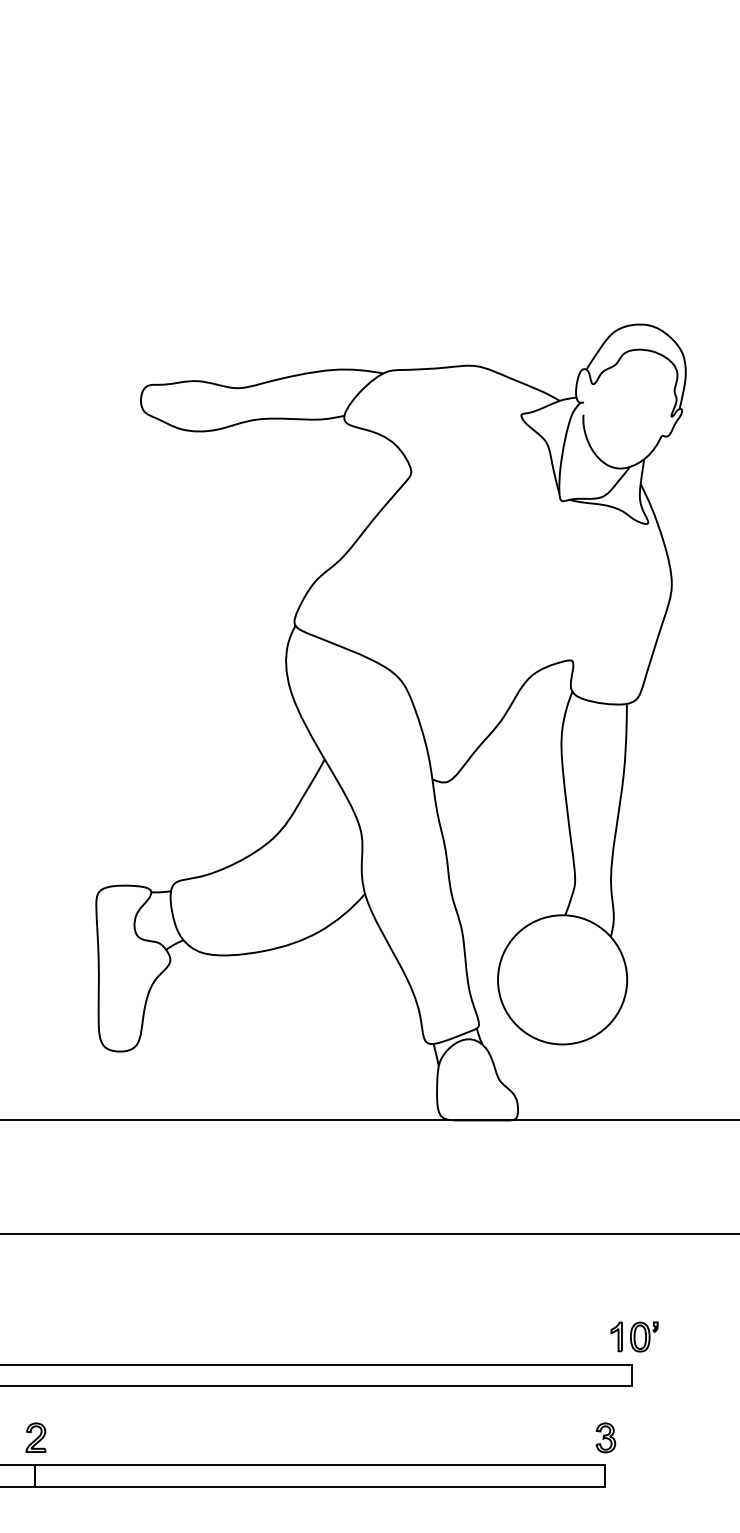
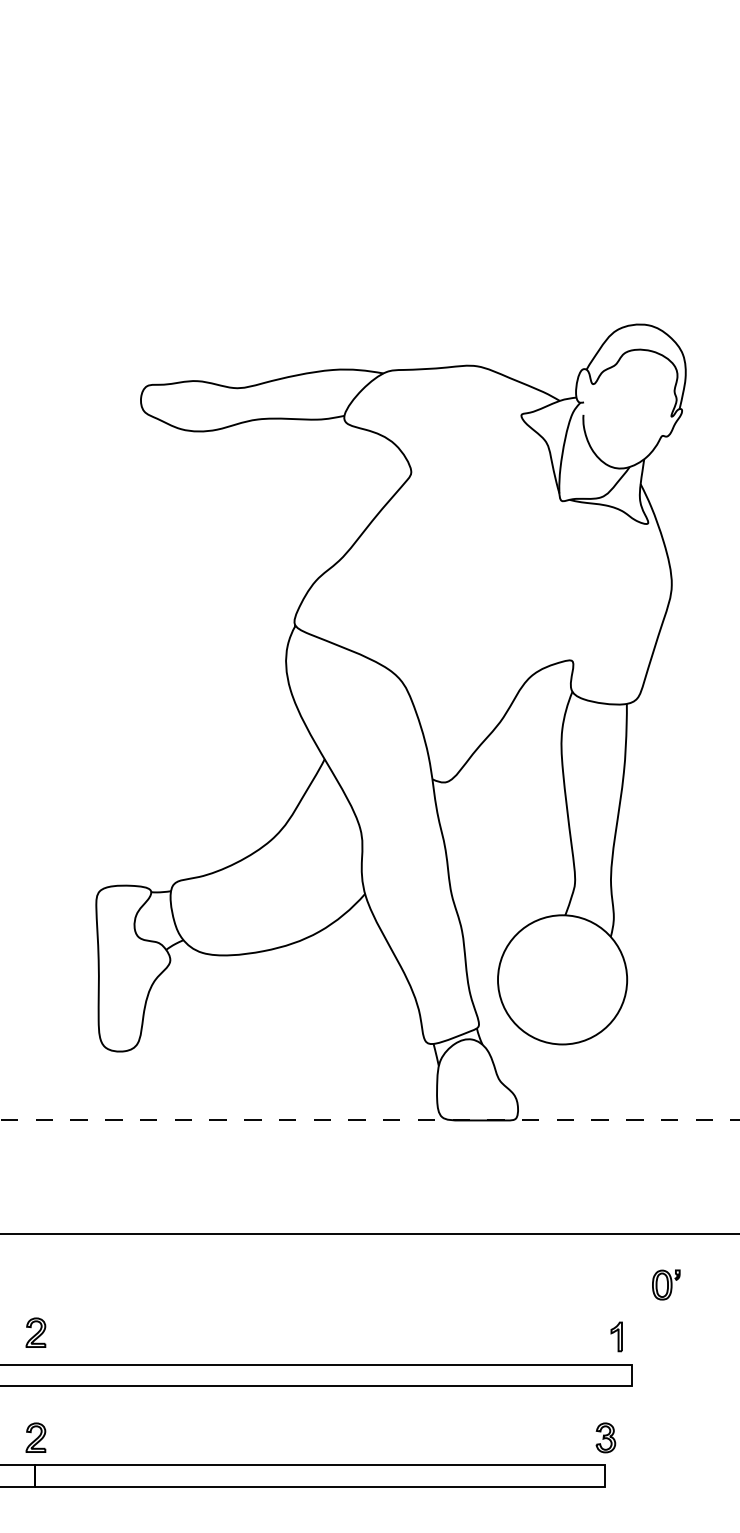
line: solid -> dashed (370, 1120)
part: none -> present (35, 1332)
part position: (644, 1336) -> (666, 1284) (666, 1284)
